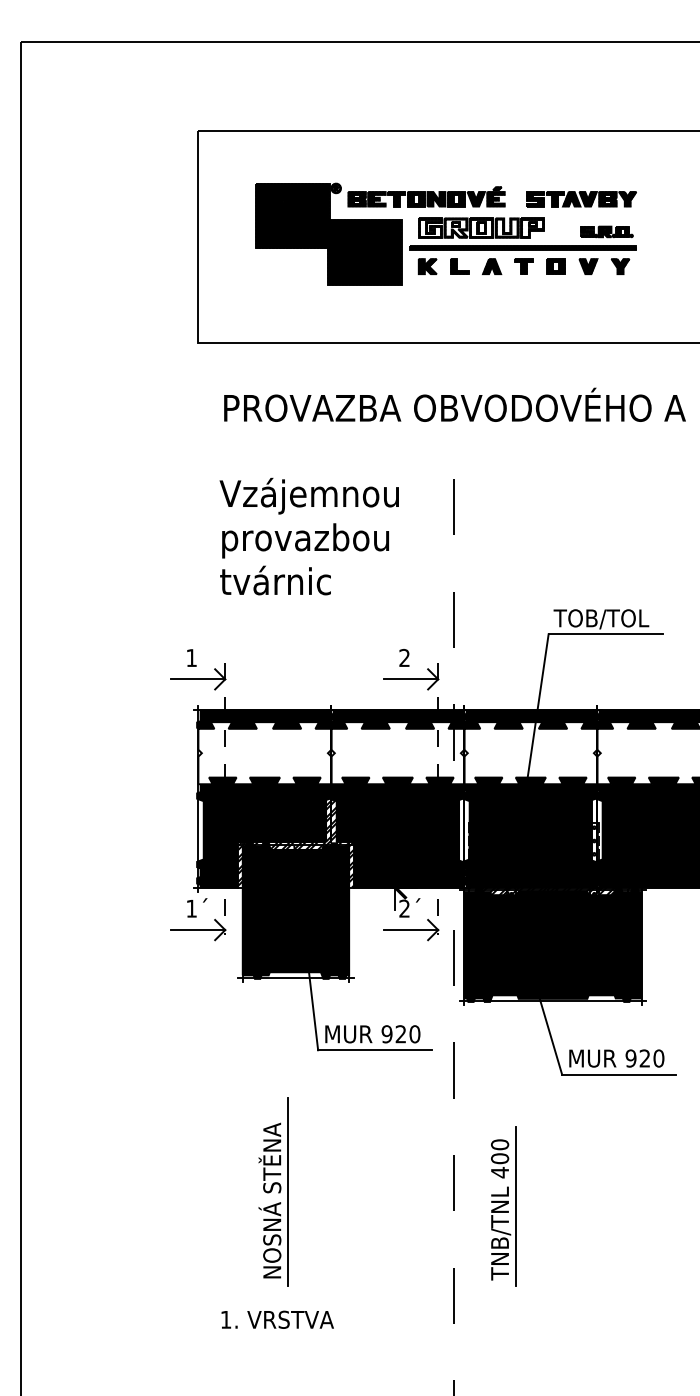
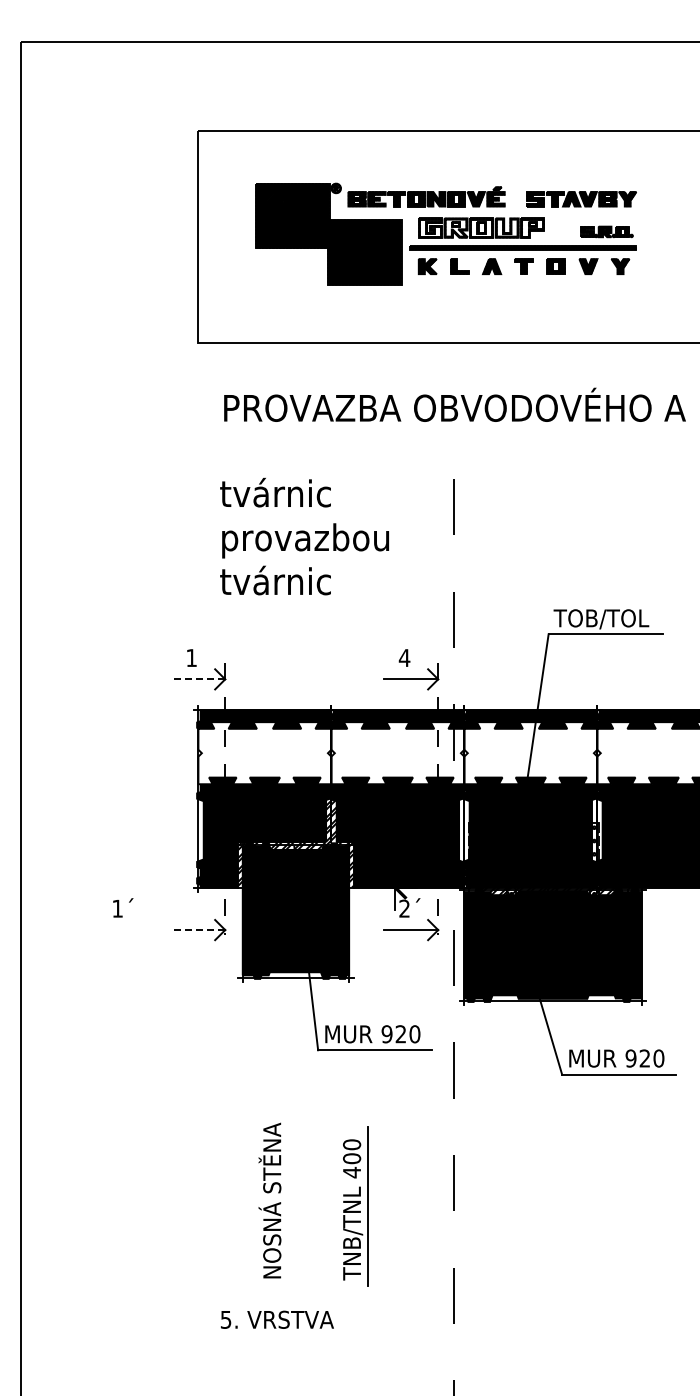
text: Vzájemnou -> tvárnic (308, 495)
text: 2 -> 4 (404, 657)
line: solid -> dashed (197, 679)
text position: (197, 907) -> (123, 907) (123, 907)
line: solid -> dashed (197, 930)
line: present -> none (288, 1191)
part position: (503, 1206) -> (355, 1206) (355, 1206)
text: 1. -> 5. (225, 1319)
